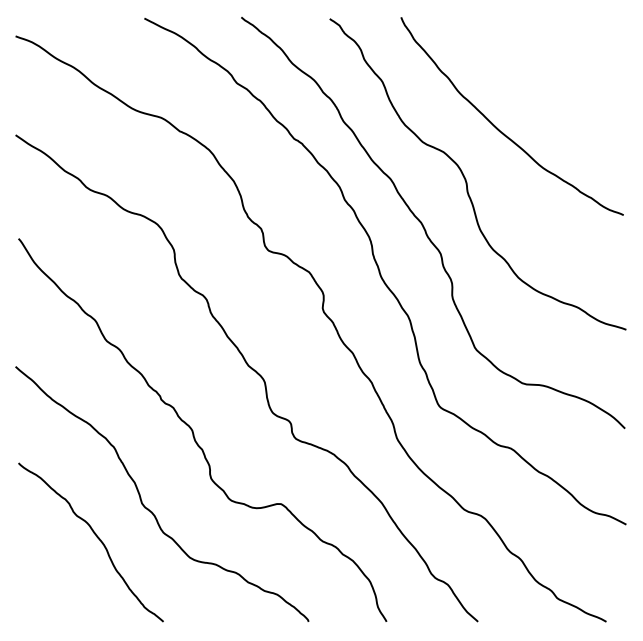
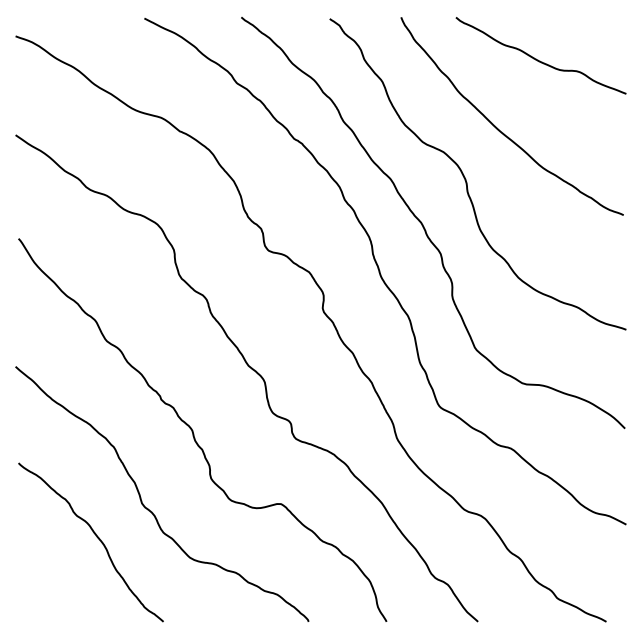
curve: none -> present (538, 59)
